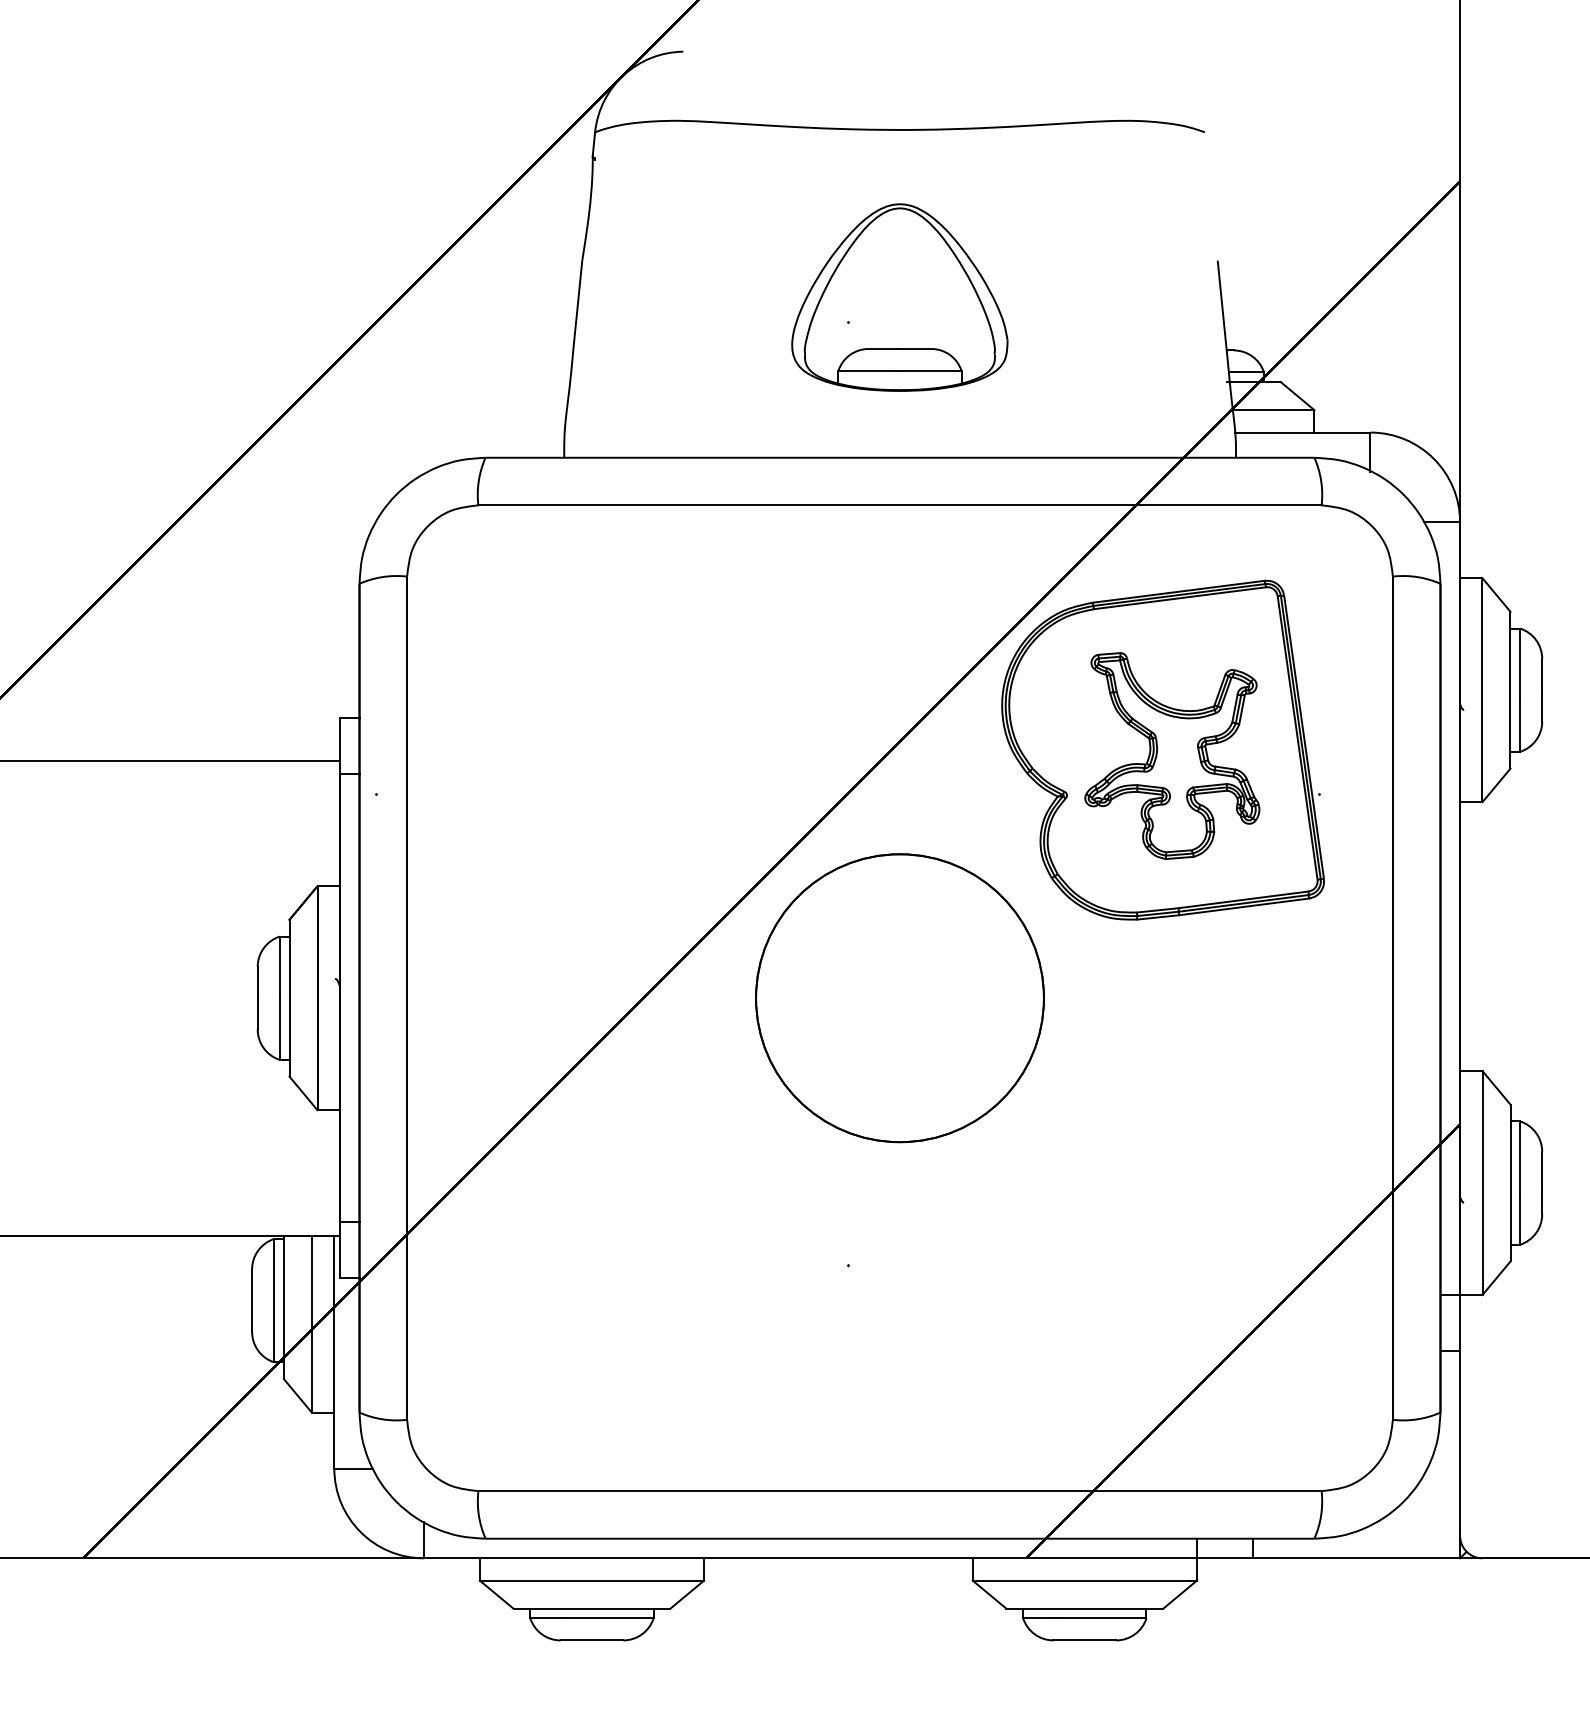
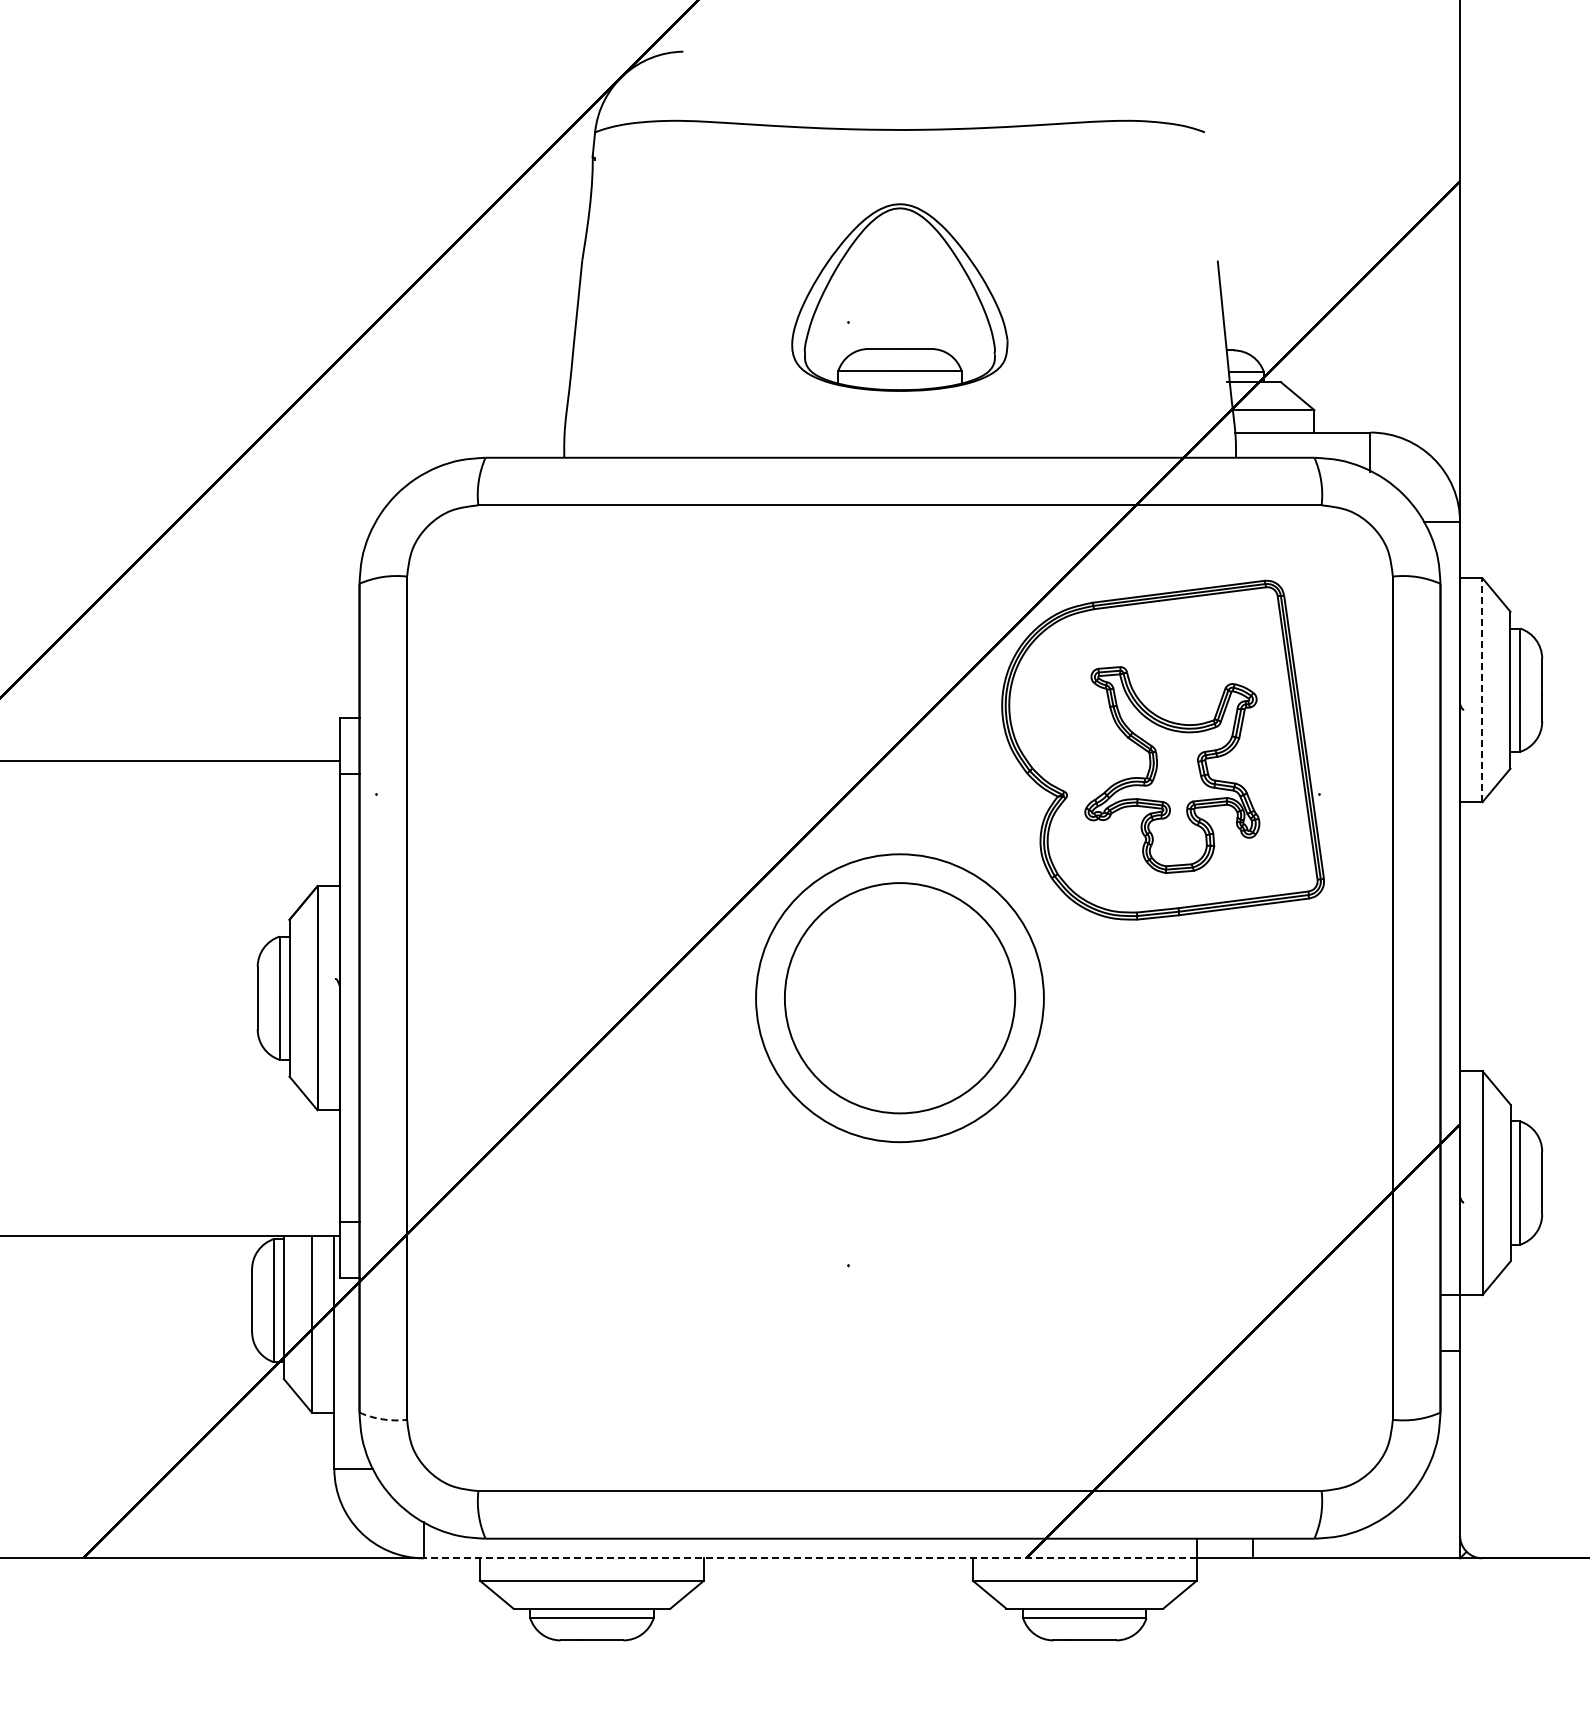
line: solid -> dashed (1482, 689)
part position: (1172, 755) -> (1172, 769) (1172, 769)
circle diameter: 288 px -> 230 px (899, 998)
arc: solid -> dashed (382, 1419)
line: solid -> dashed (809, 1558)
